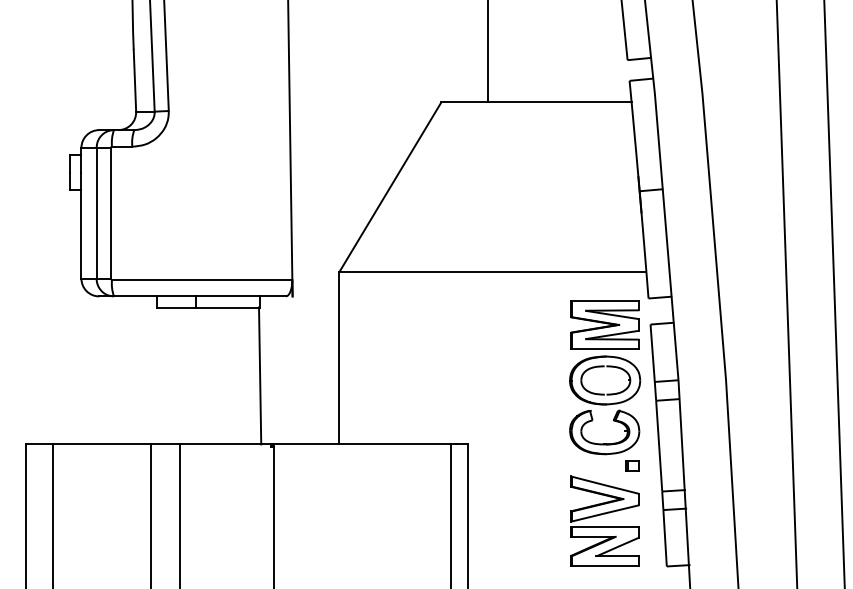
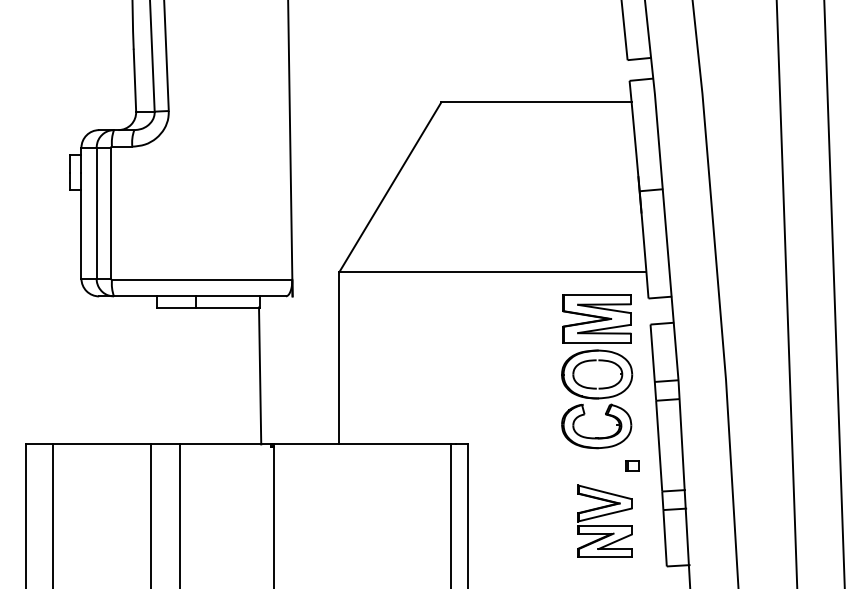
line: present -> none (487, 52)
part position: (605, 377) -> (597, 371) (597, 371)
part size: 70x92 px -> 56x74 px (604, 520)
